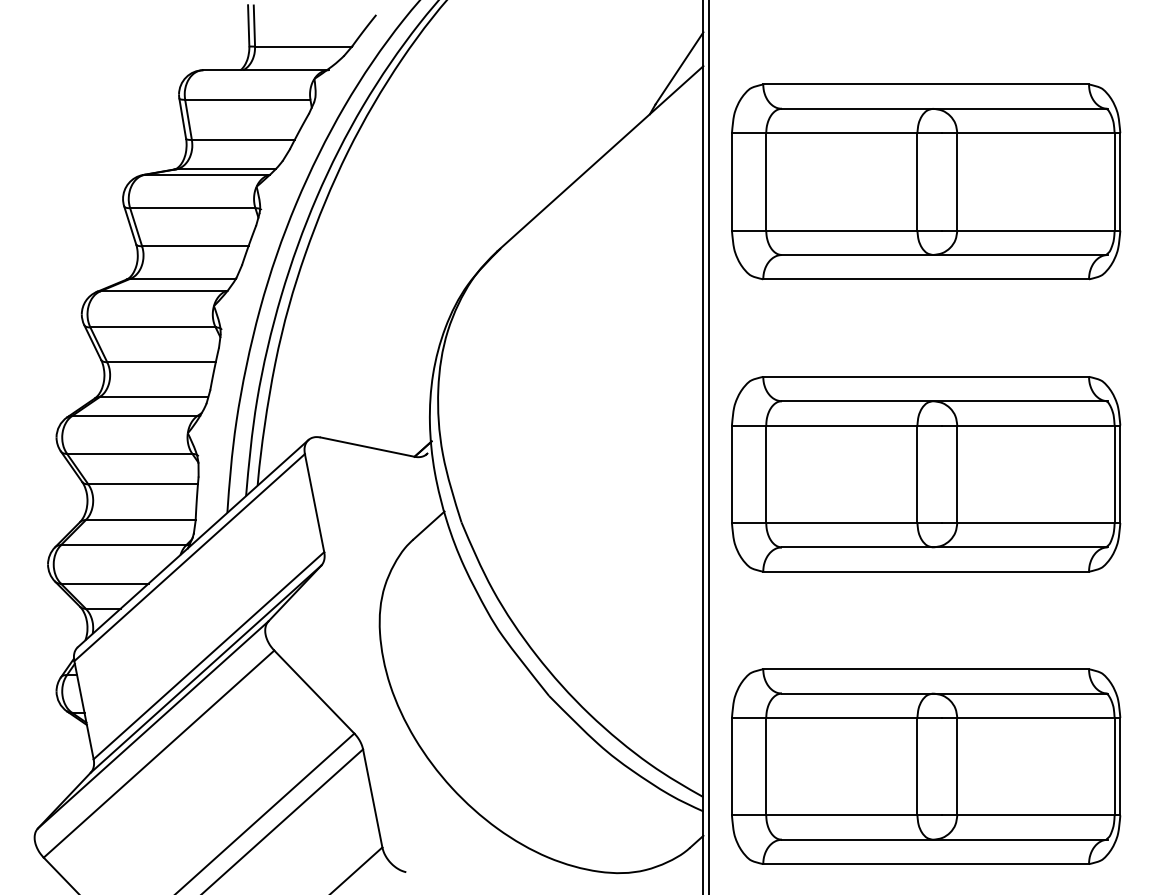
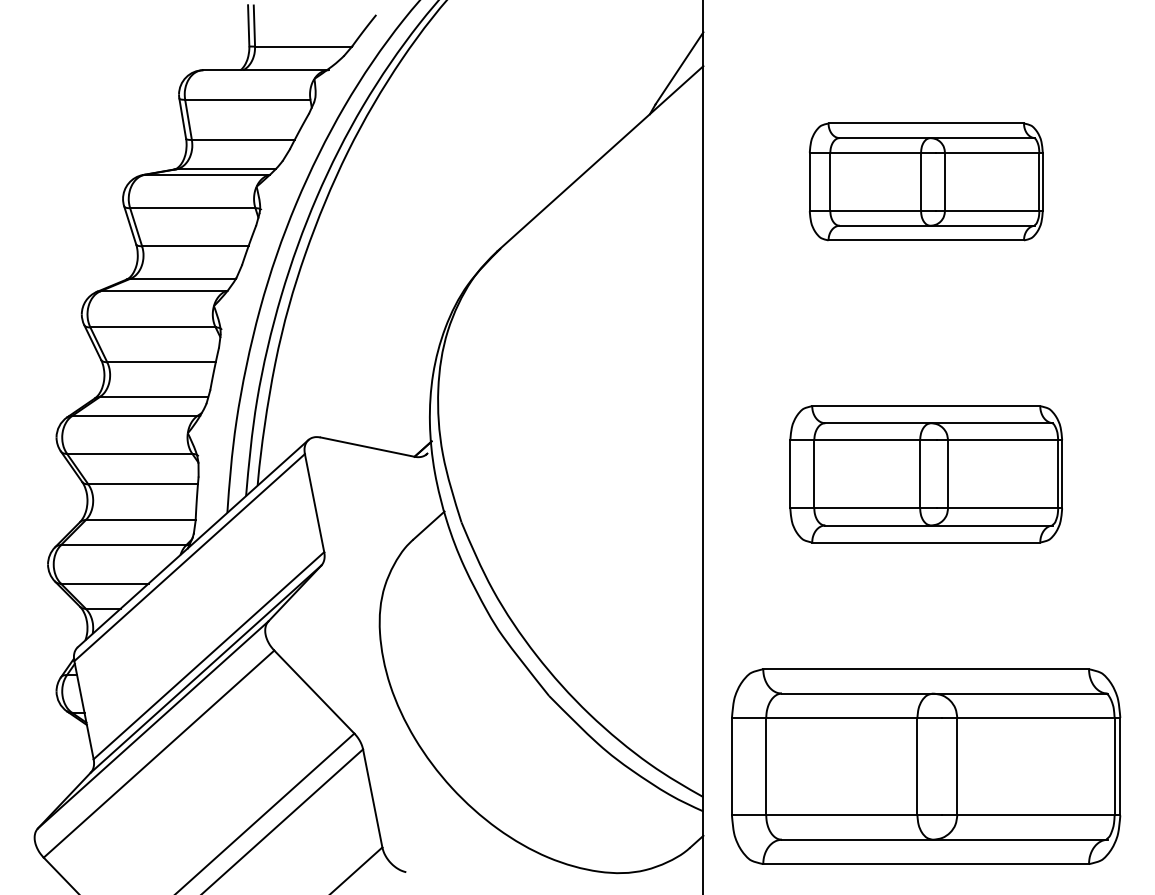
part size: 391x198 px -> 235x120 px (926, 181)
line: present -> none (709, 446)
part size: 391x197 px -> 274x139 px (925, 474)
